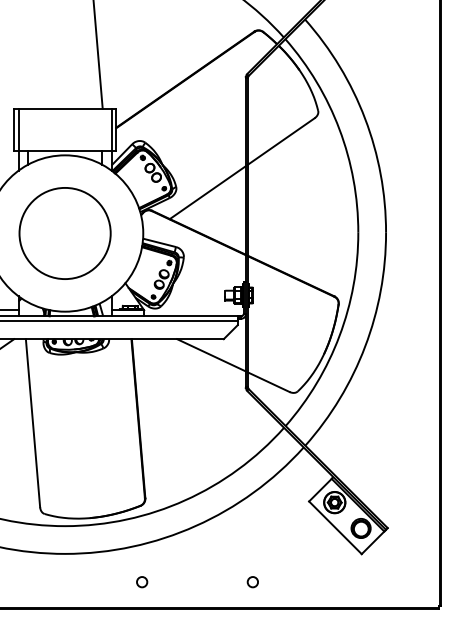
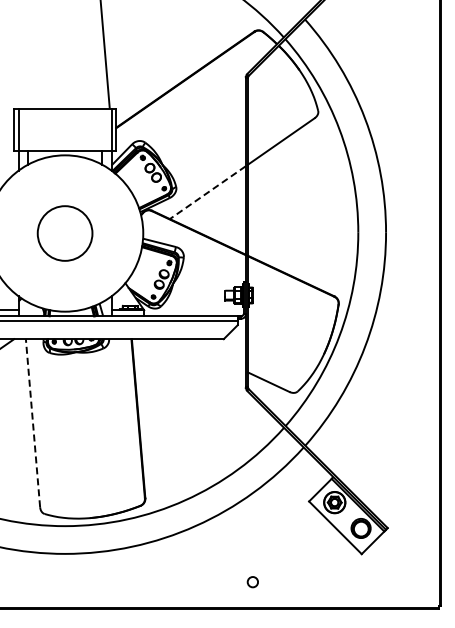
line position: (97, 55) -> (104, 54) (104, 54)
line: solid -> dashed (207, 192)
circle diameter: 91 px -> 55 px (64, 233)
line: present -> none (211, 355)
line: solid -> dashed (32, 422)
circle: present -> none (142, 582)
